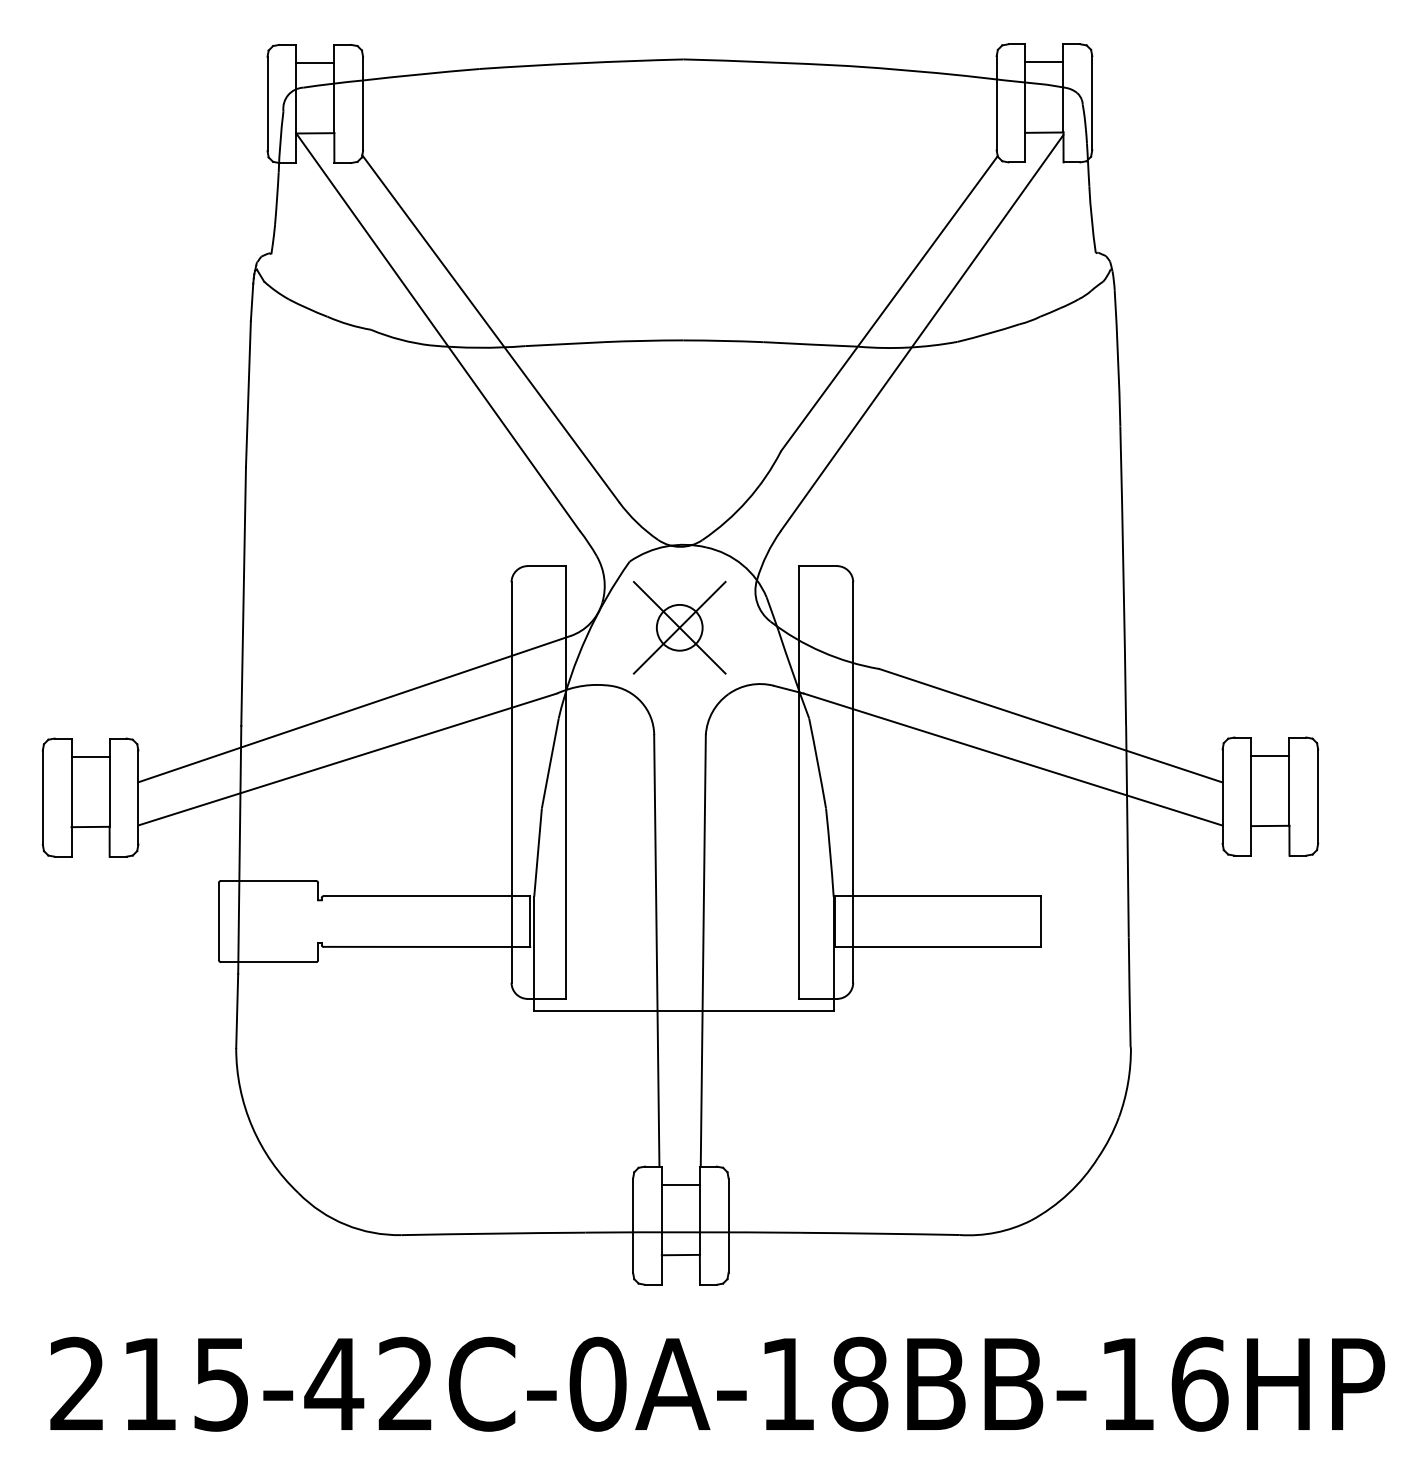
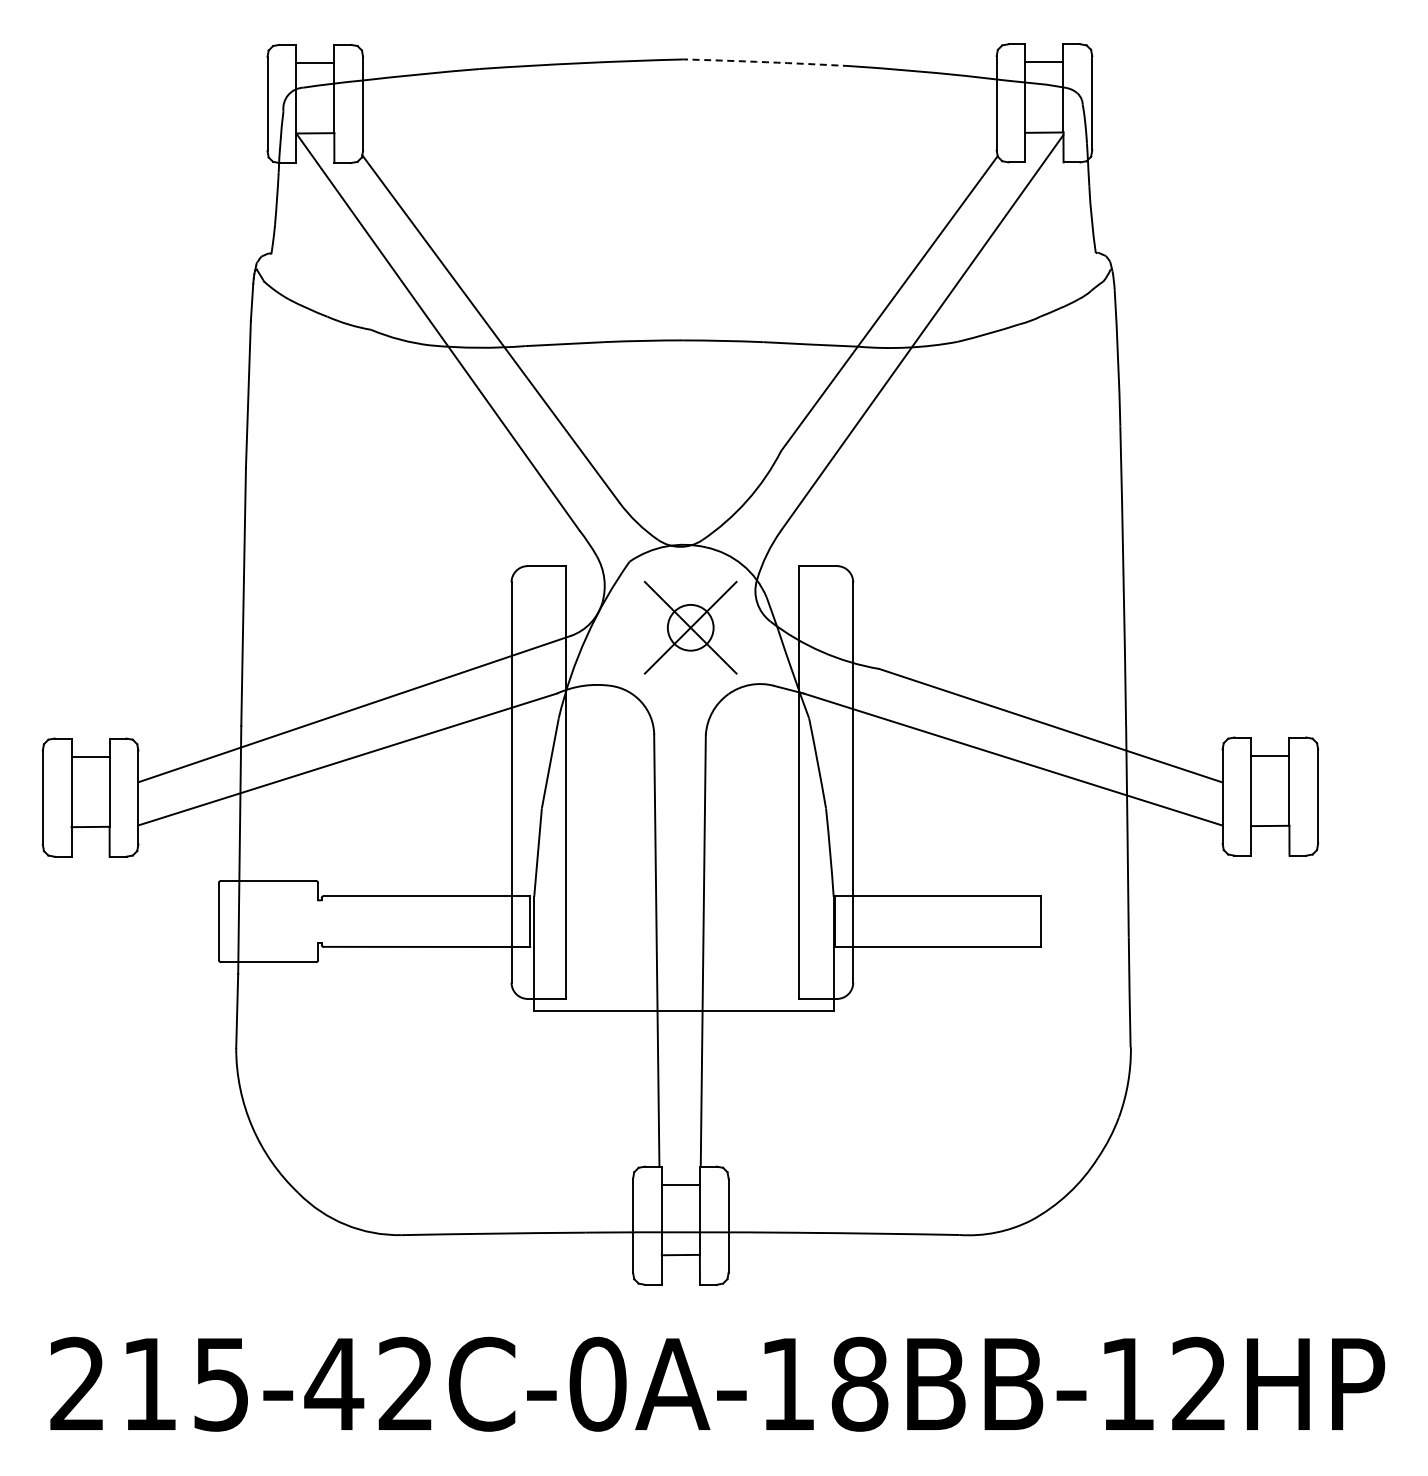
arc: solid -> dashed (766, 62)
part position: (679, 627) -> (690, 627) (690, 627)
text: 215-42C-0A-18BB-16HP -> 215-42C-0A-18BB-12HP (1199, 1383)
